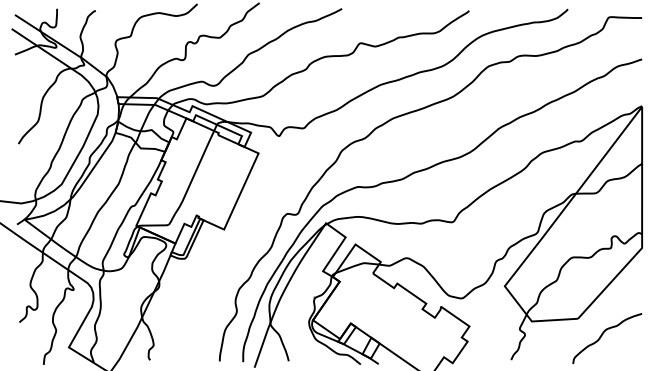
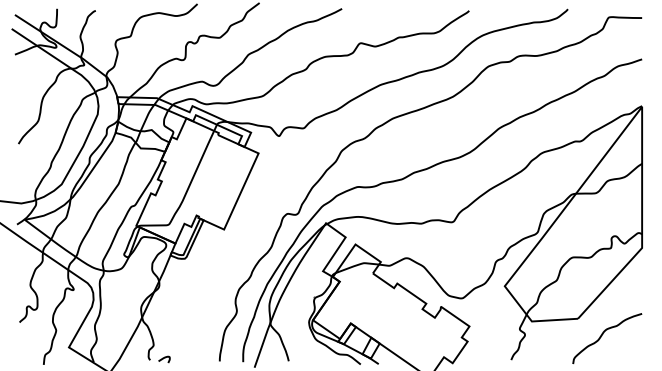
curve: none -> present (164, 358)
